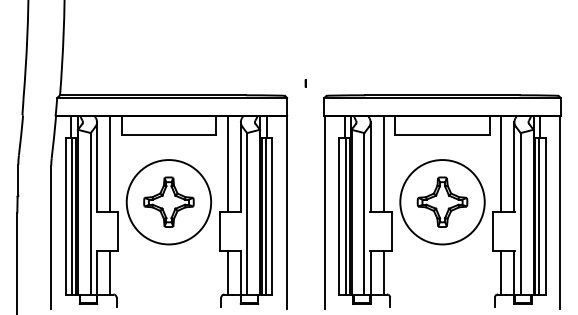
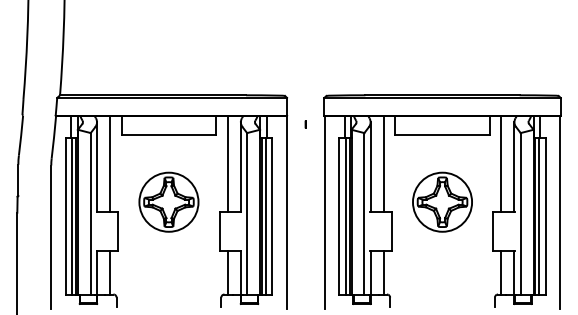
part position: (305, 83) -> (305, 124) (305, 124)
circle diameter: 84 px -> 59 px (168, 201)
circle diameter: 84 px -> 59 px (442, 201)
